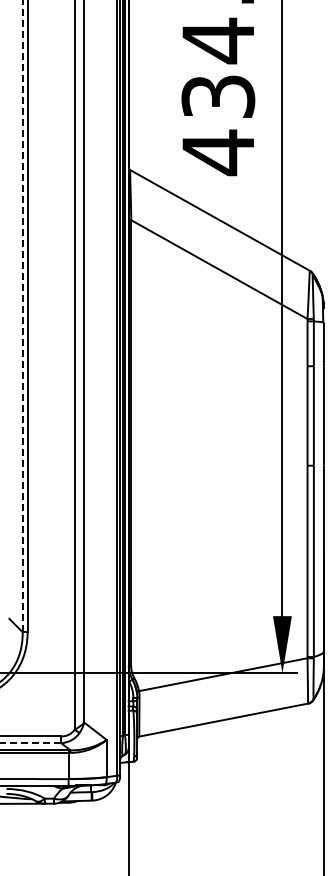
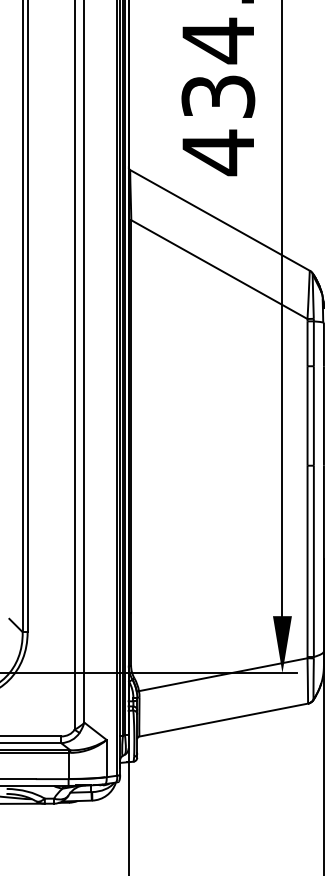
line: dashed -> solid (22, 316)
line: dashed -> solid (30, 743)
